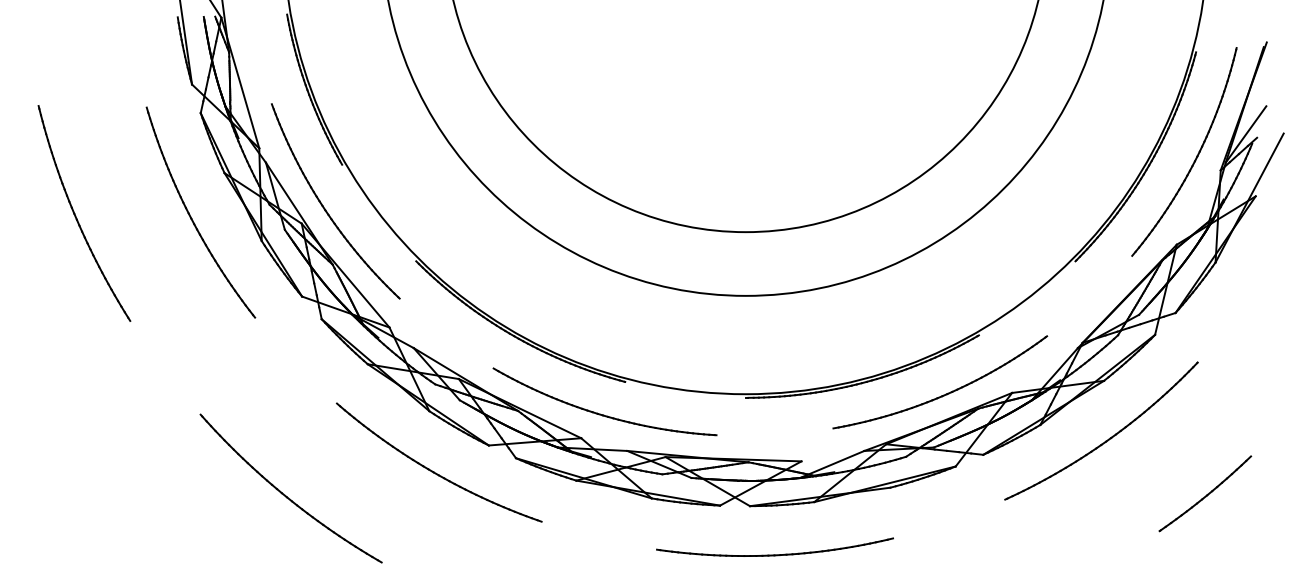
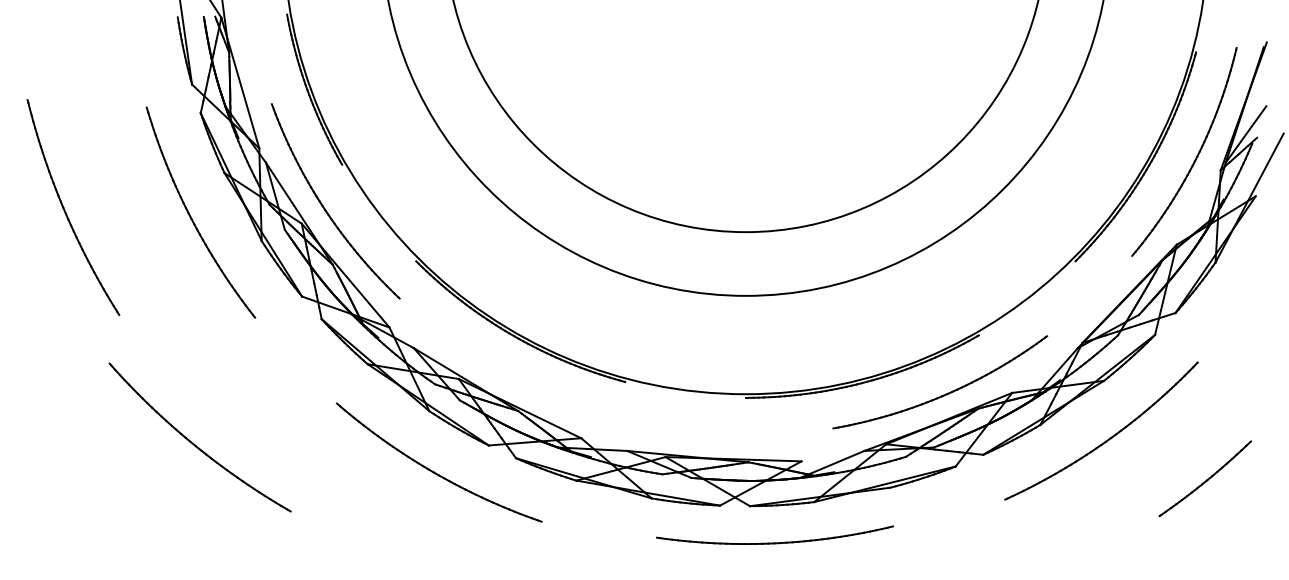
part position: (76, 215) -> (65, 209) (65, 209)
part: present -> none (600, 413)
part position: (1205, 493) -> (1205, 478) (1205, 478)
part position: (285, 494) -> (194, 443) (194, 443)
part position: (774, 554) -> (774, 542) (774, 542)
